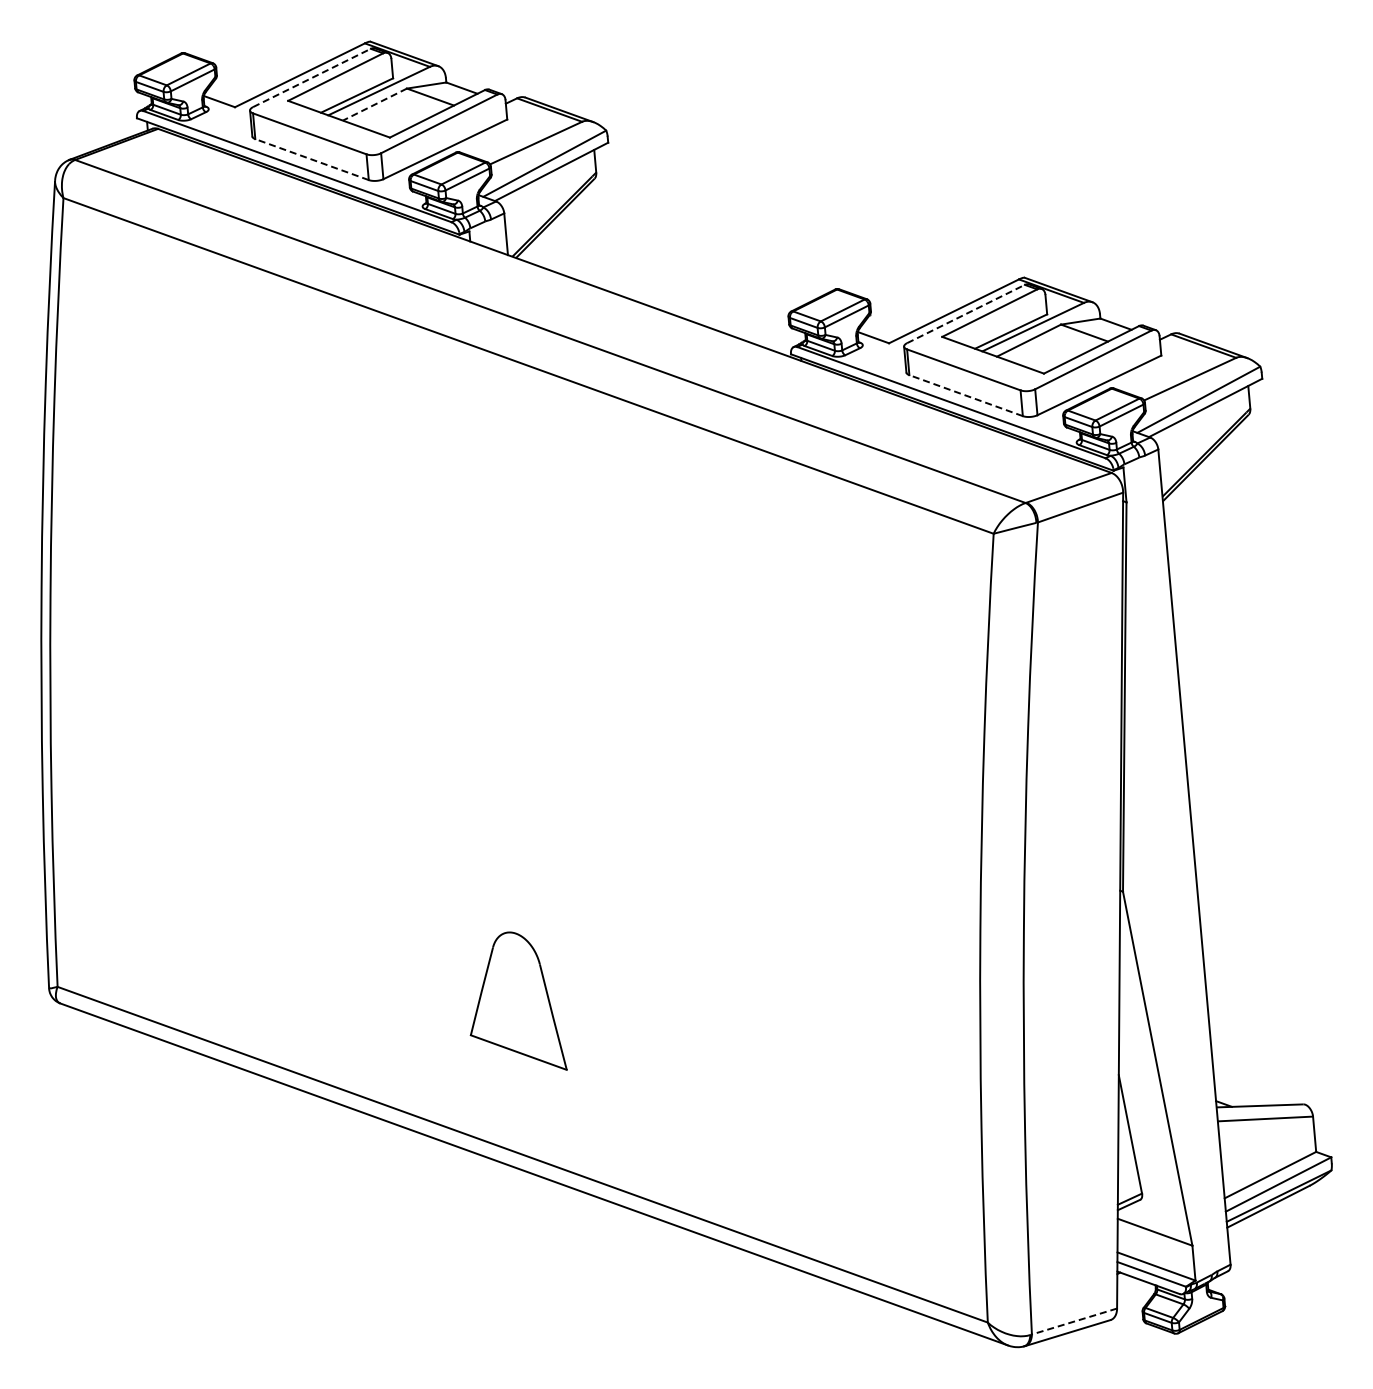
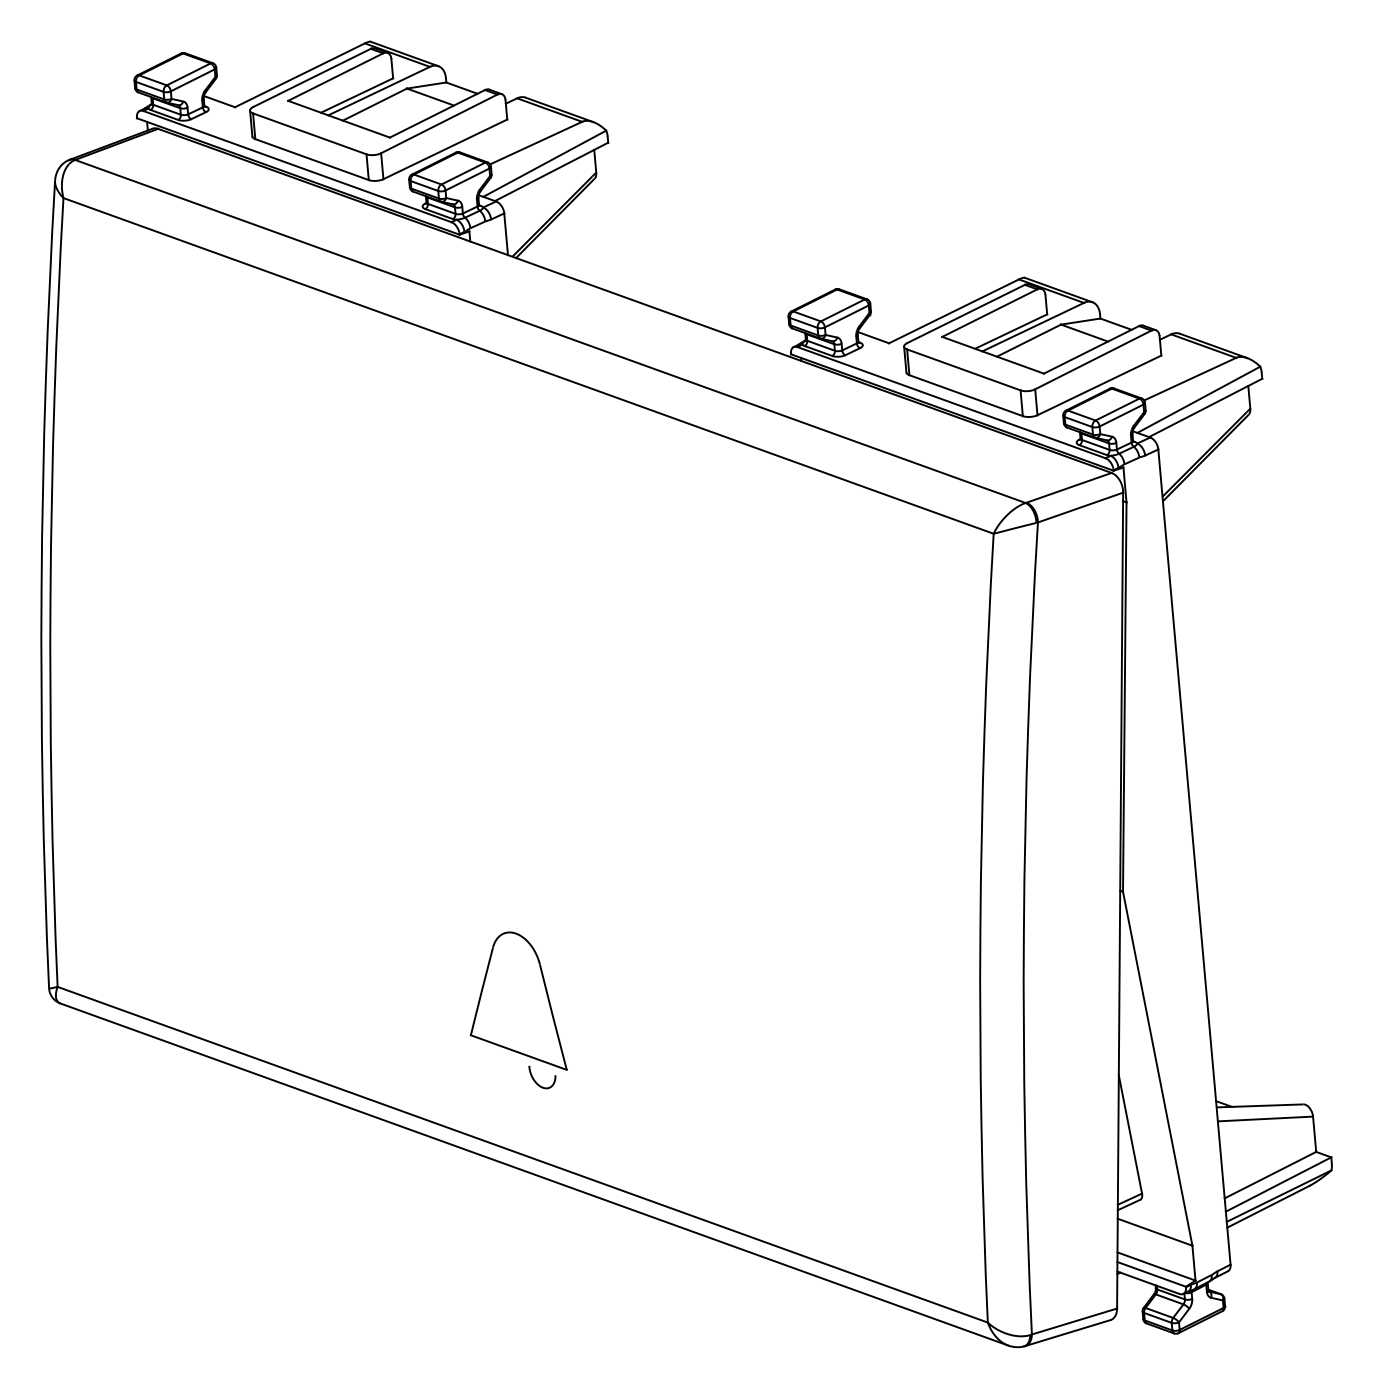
line: dashed -> solid (311, 77)
line: dashed -> solid (374, 104)
line: dashed -> solid (311, 159)
line: dashed -> solid (966, 314)
line: dashed -> solid (965, 395)
curve: none -> present (537, 1082)
line: dashed -> solid (1074, 1321)
